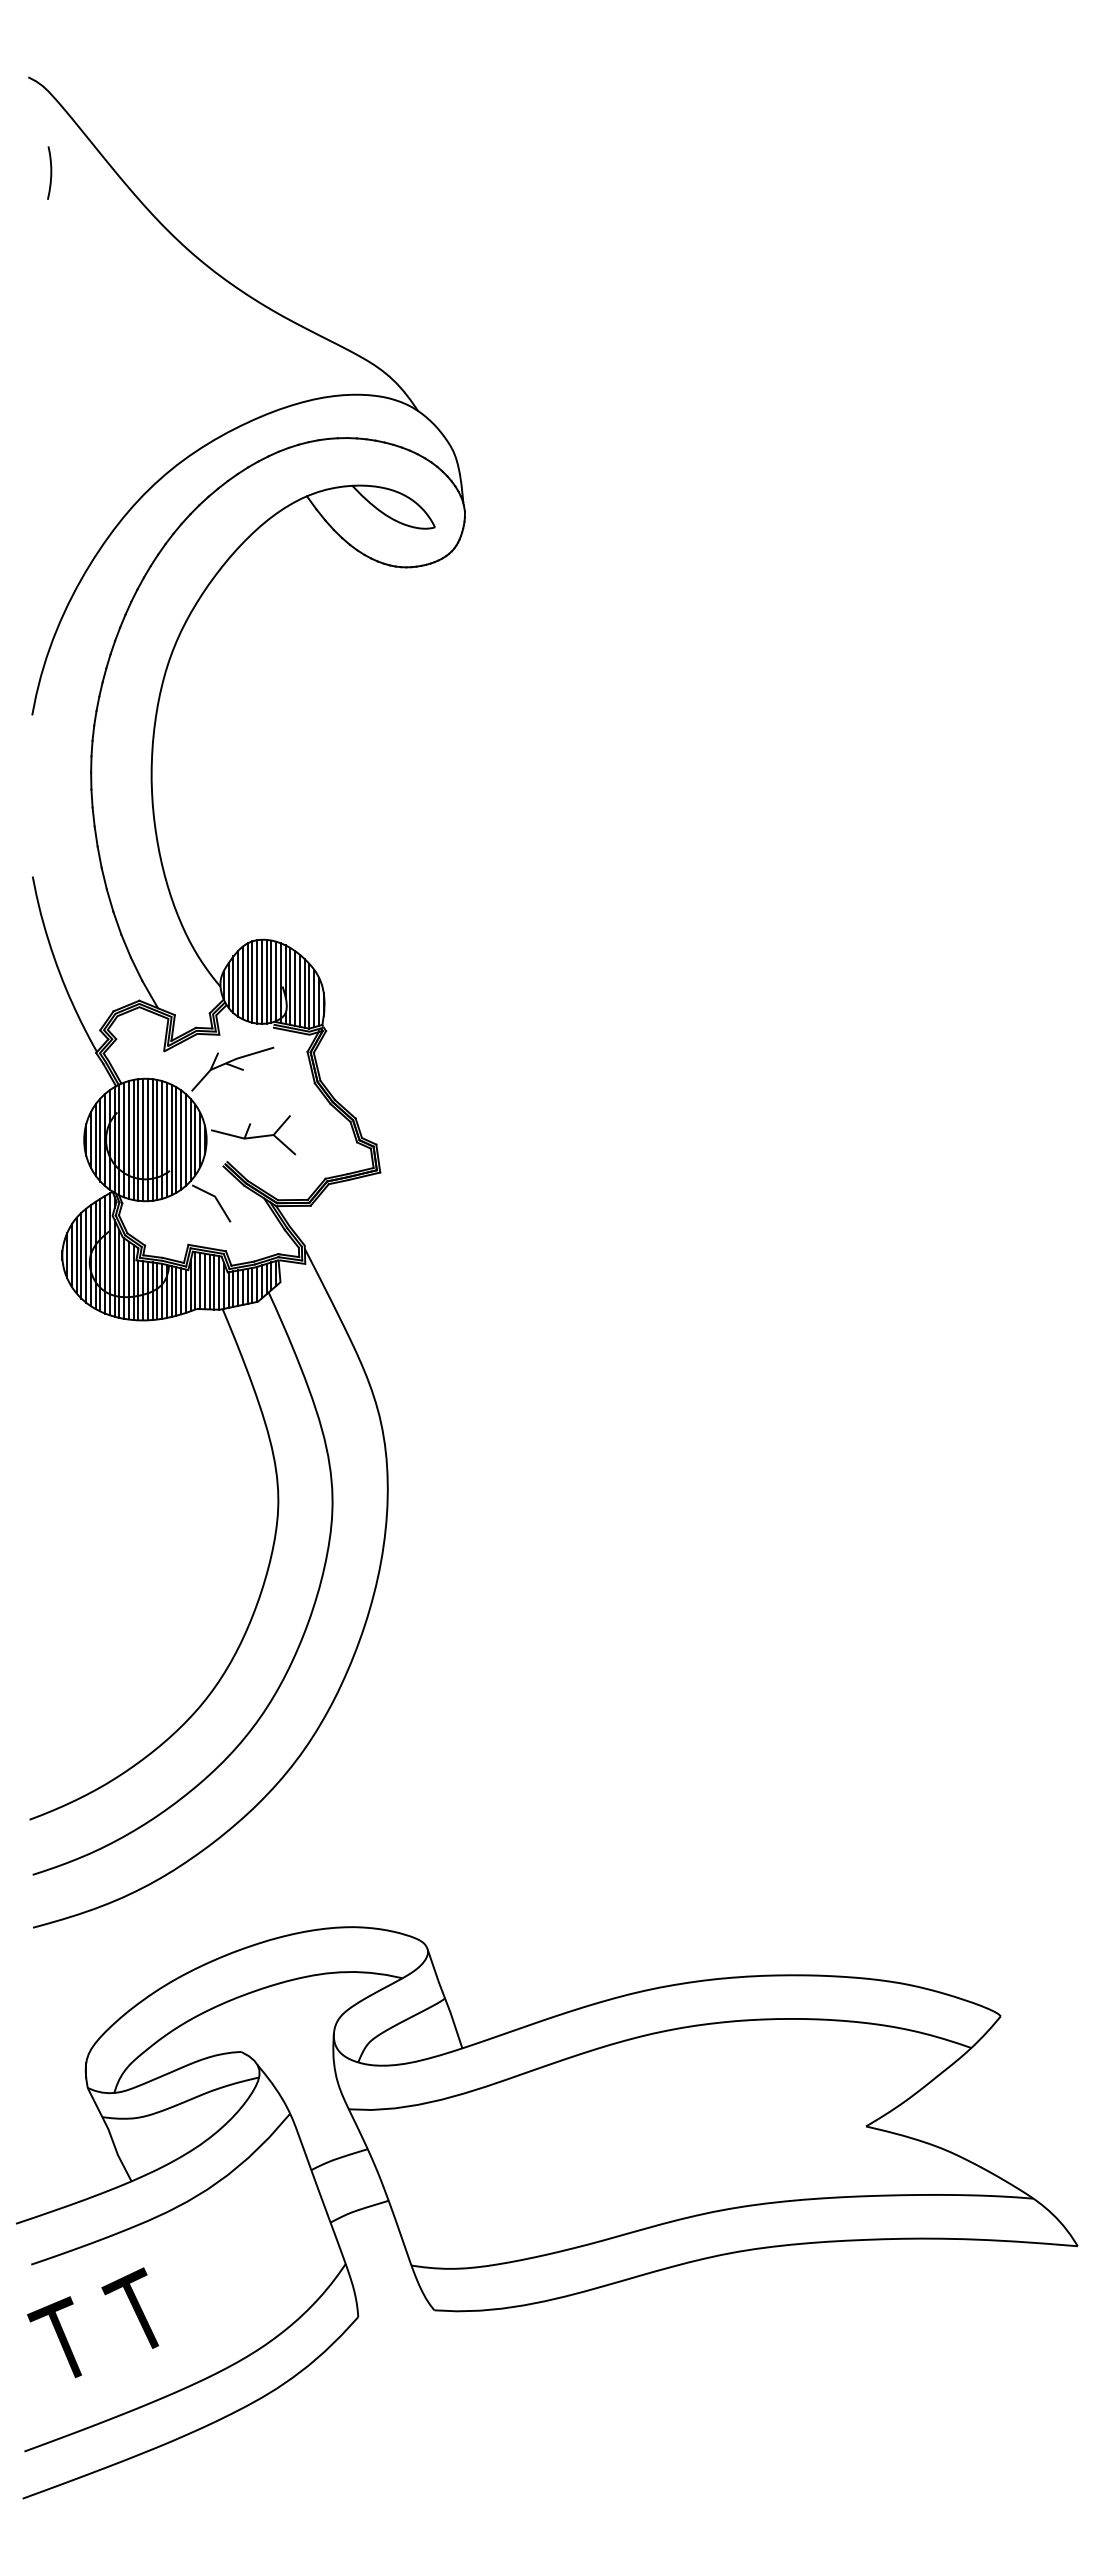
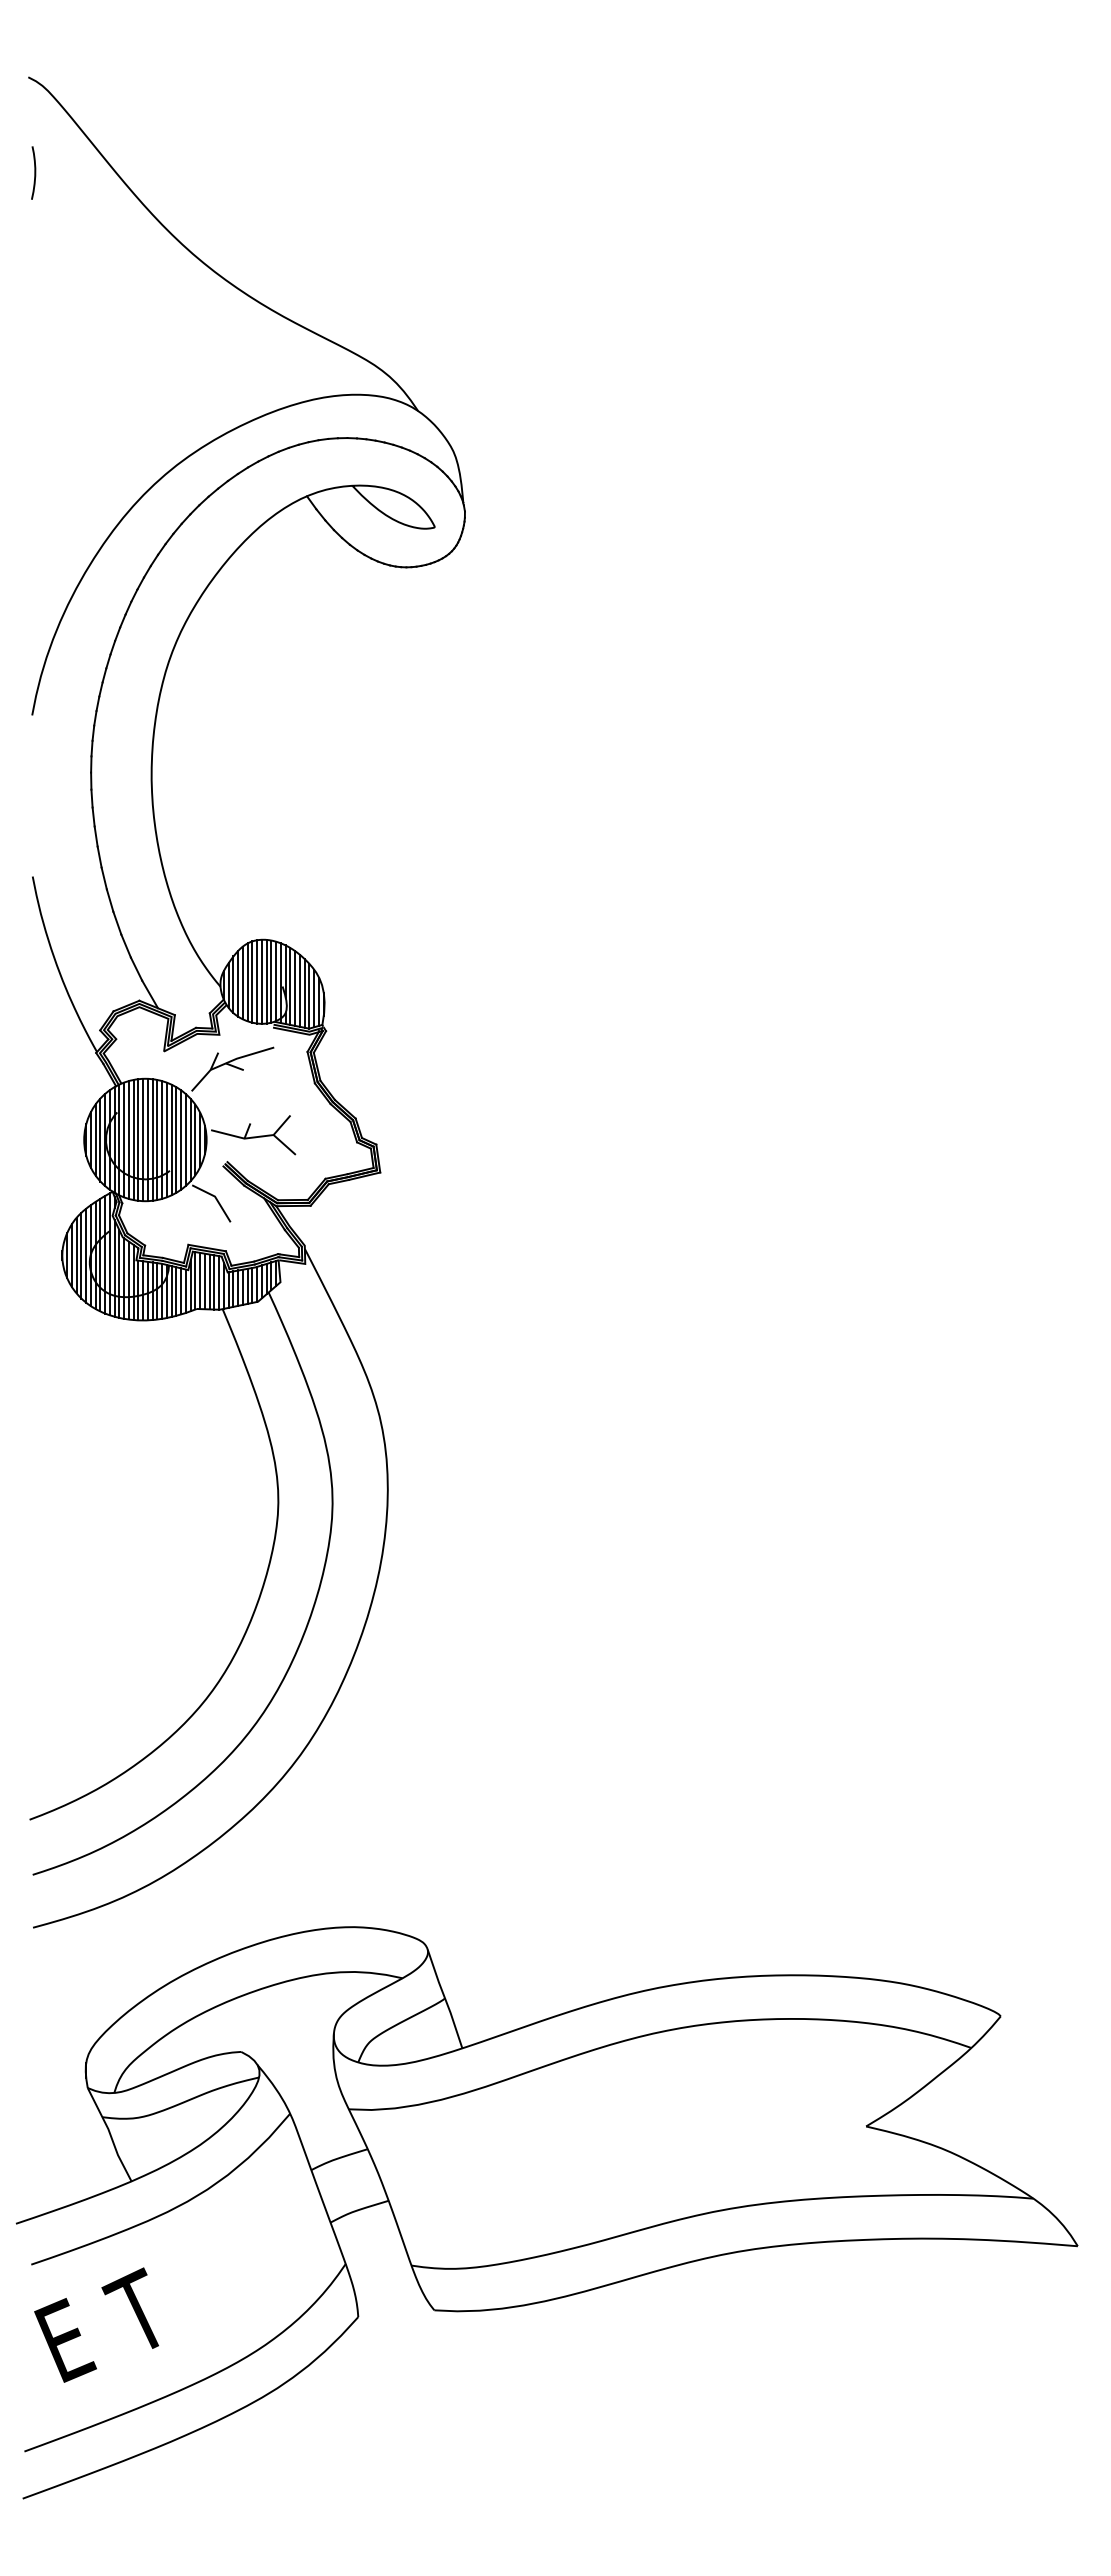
curve position: (50, 172) -> (34, 172) (34, 172)
text: T -> E (61, 2339)
